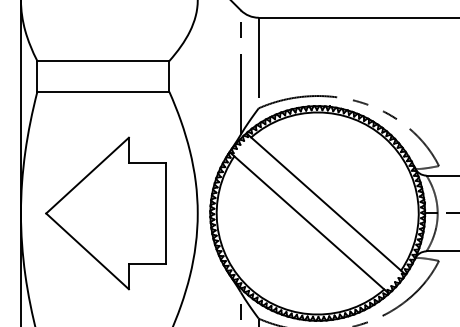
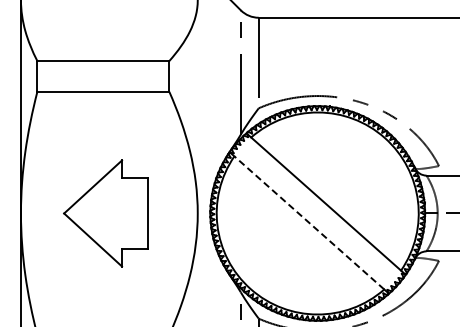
part size: 122x155 px -> 86x109 px (105, 213)
line: solid -> dashed (308, 222)
